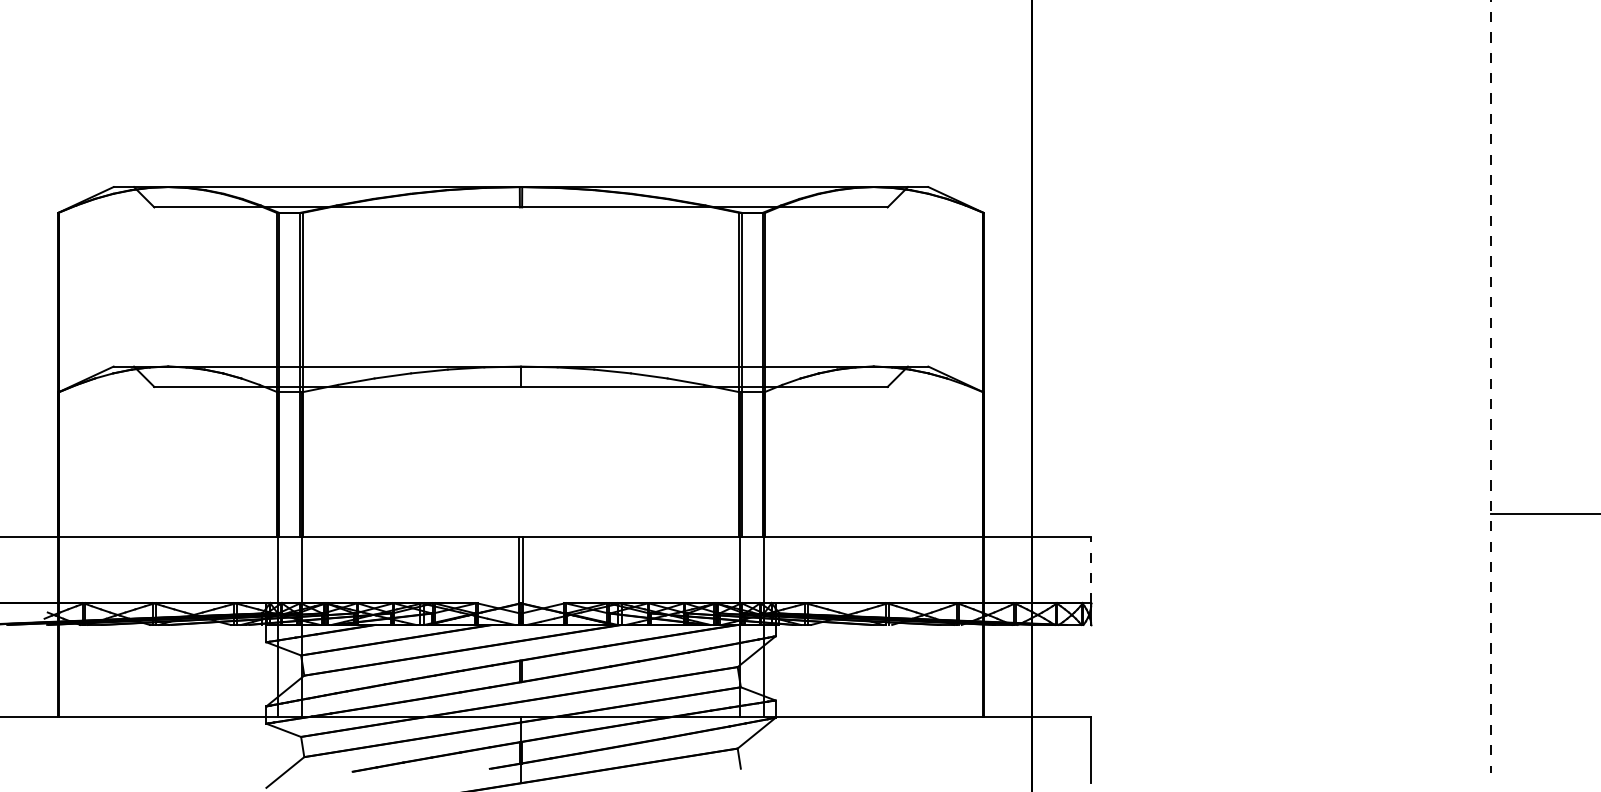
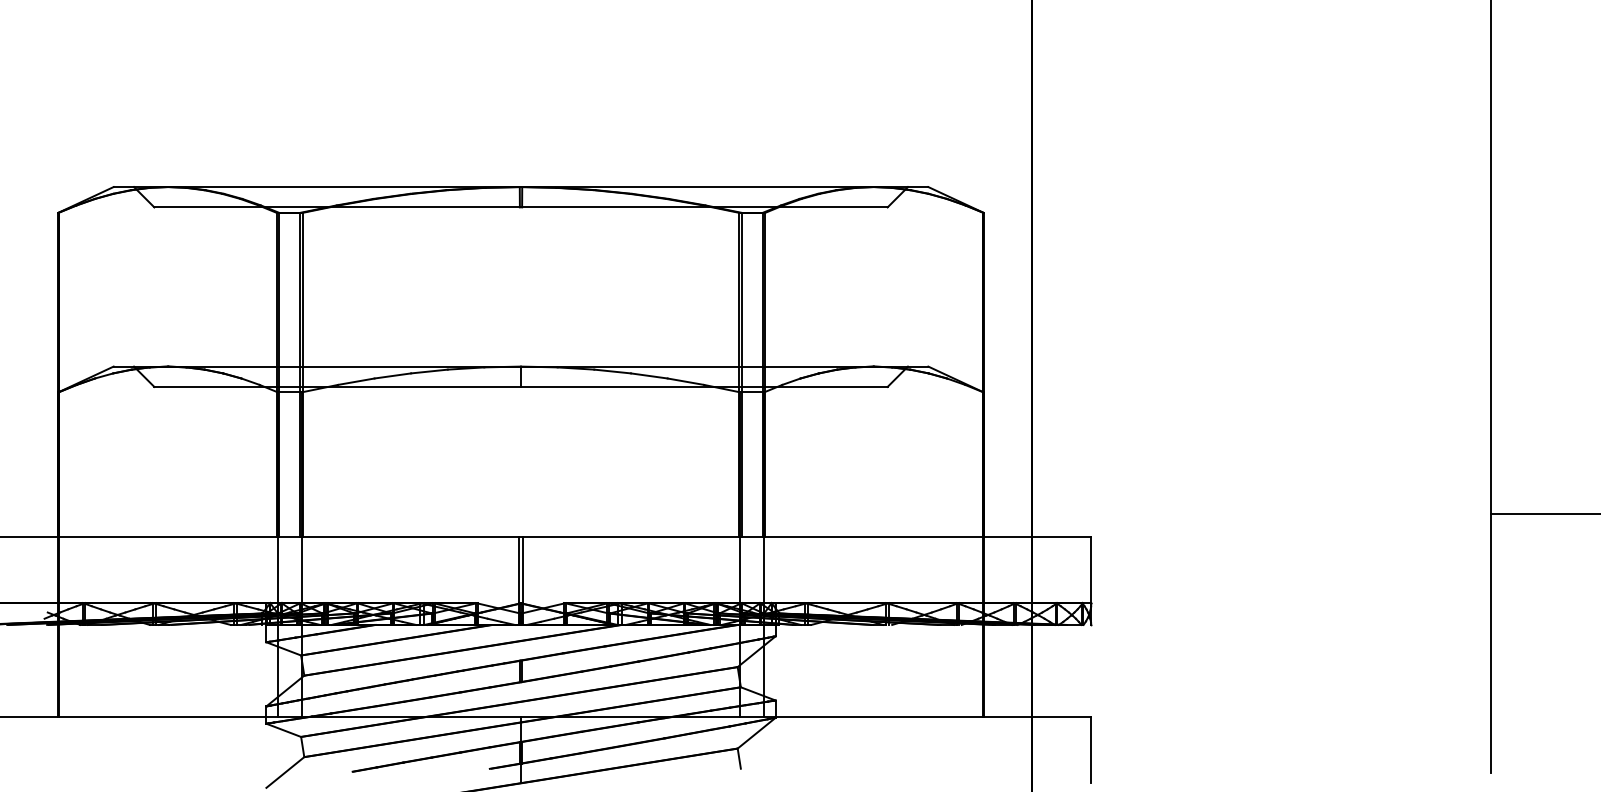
line: dashed -> solid (1491, 386)
line: dashed -> solid (1091, 569)
